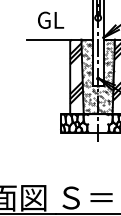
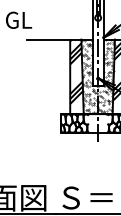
text position: (51, 19) -> (19, 19) (19, 19)
